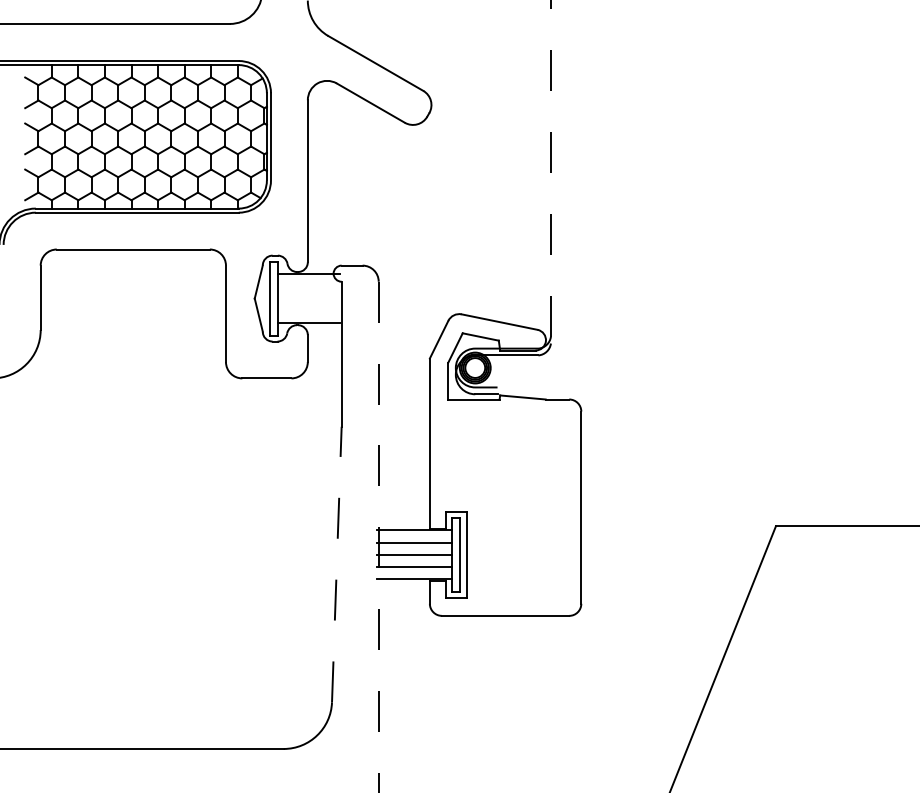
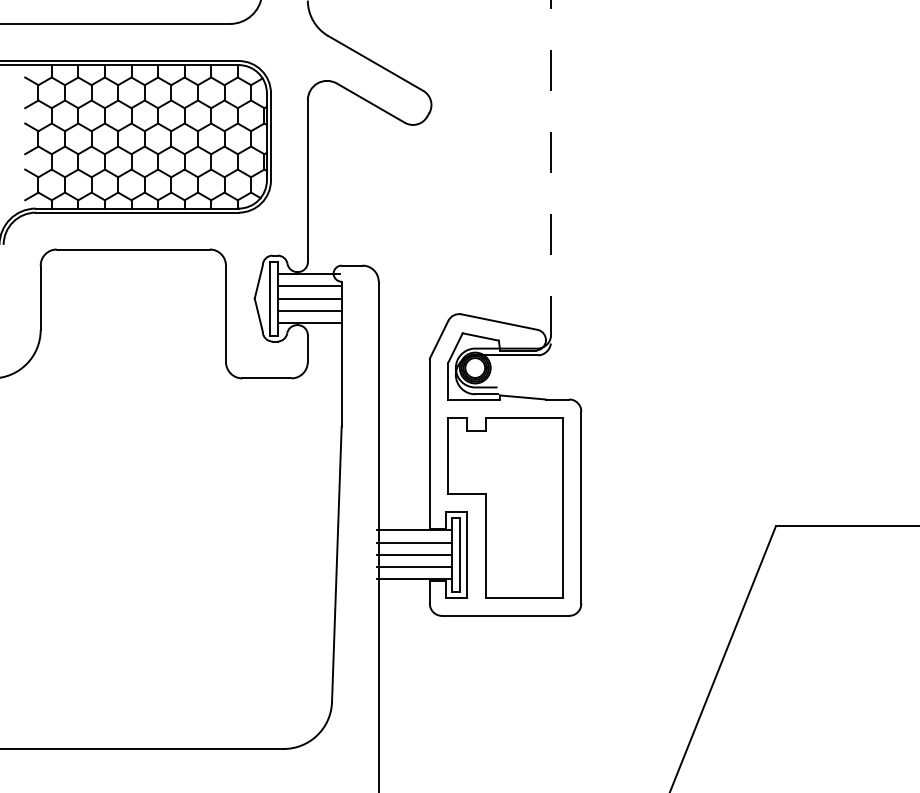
line: none -> present (308, 286)
line: none -> present (308, 298)
line: none -> present (308, 311)
part: none -> present (505, 507)
line: dashed -> solid (378, 537)
line: dashed -> solid (336, 564)
